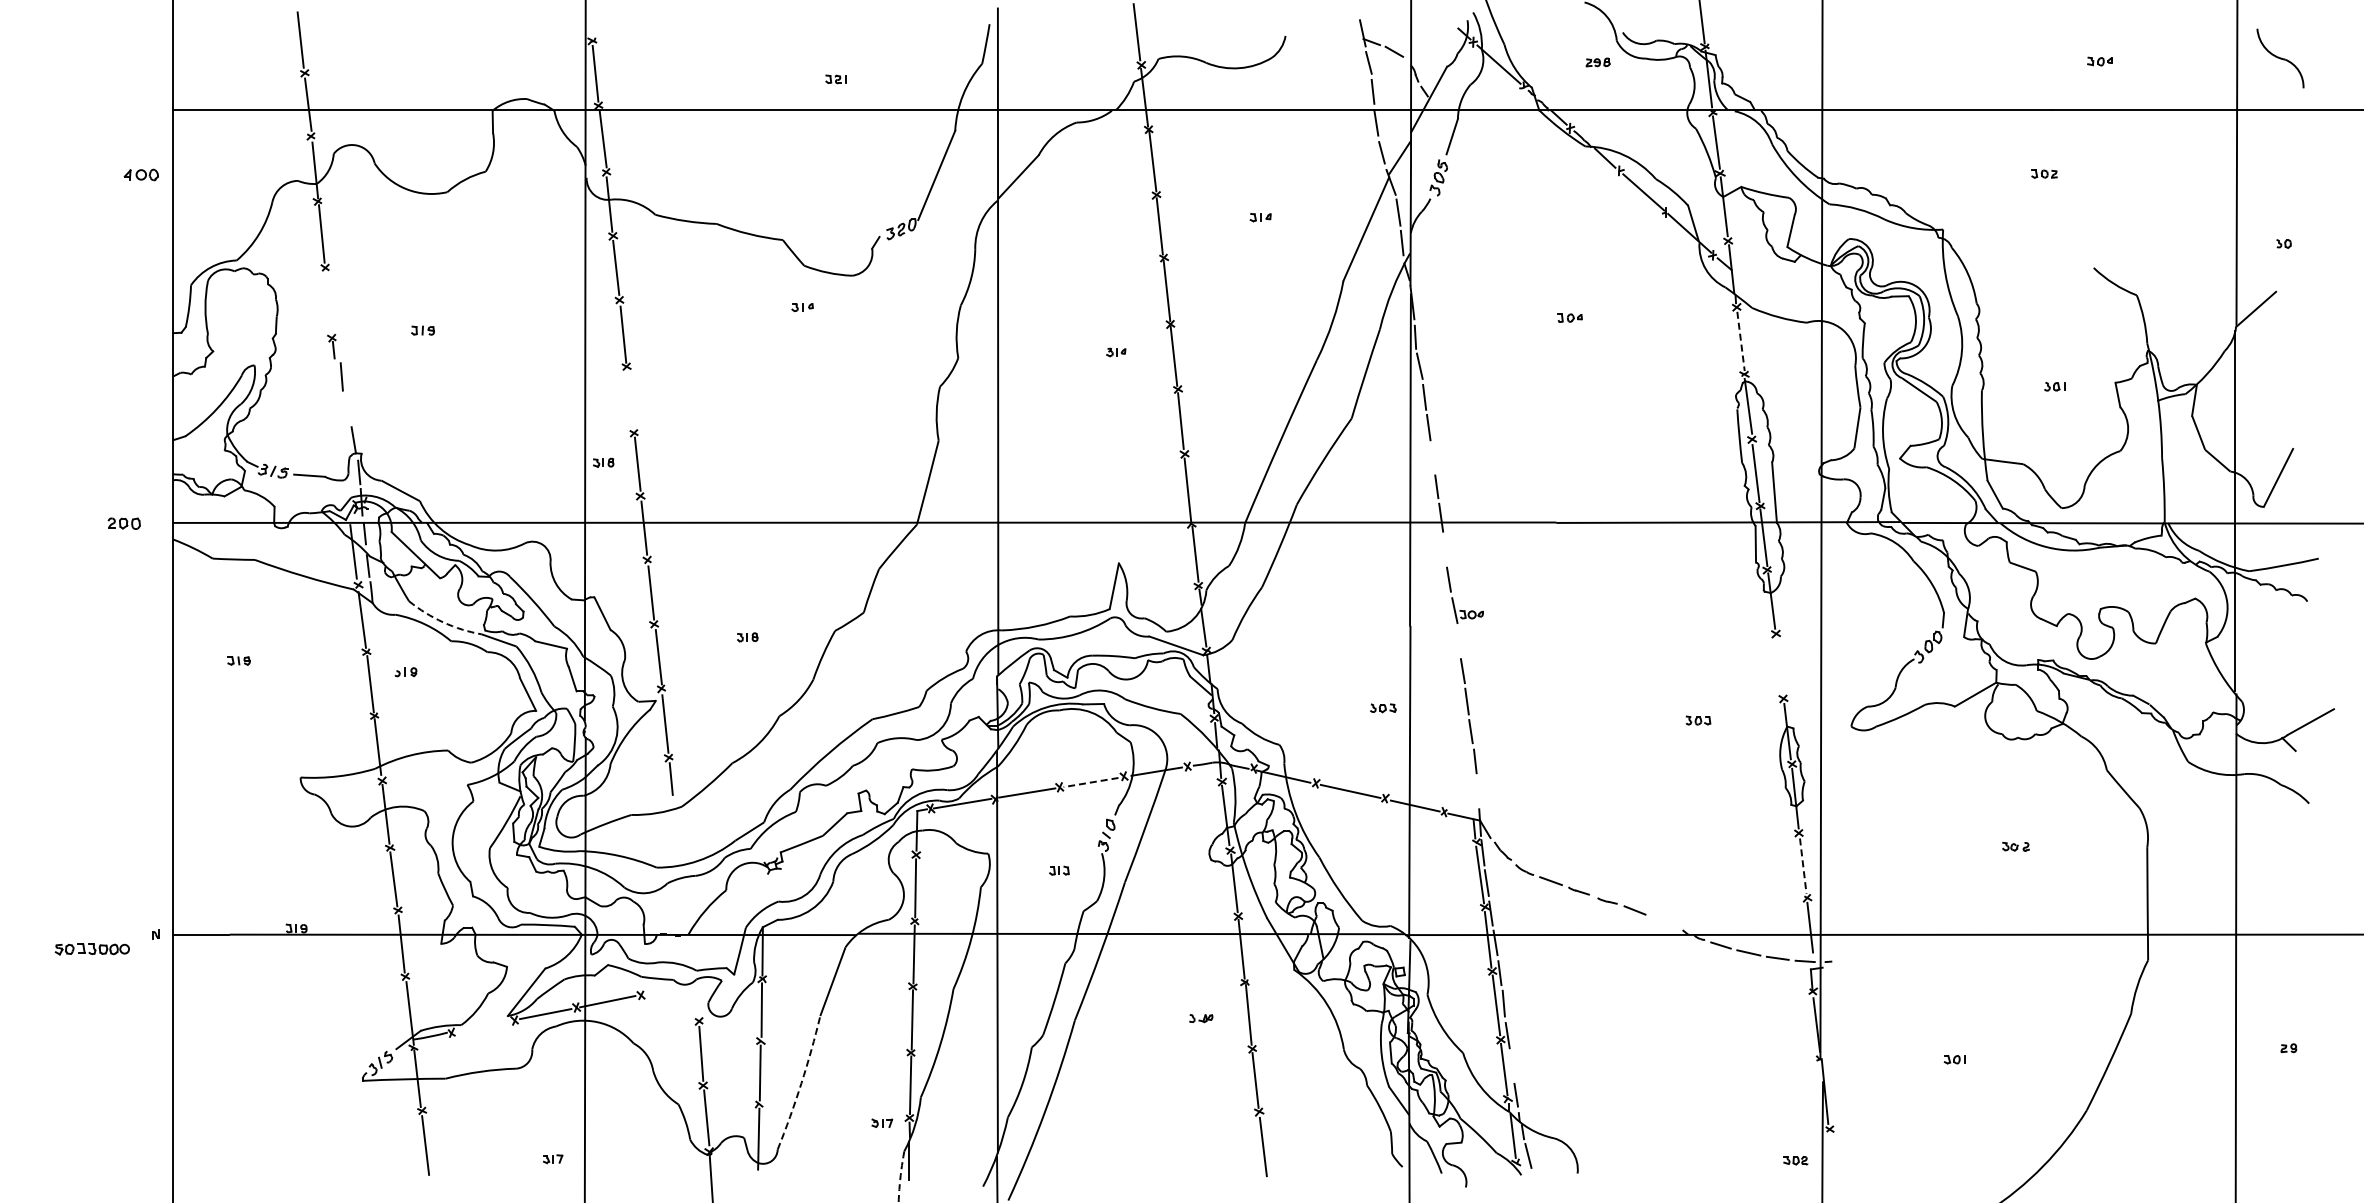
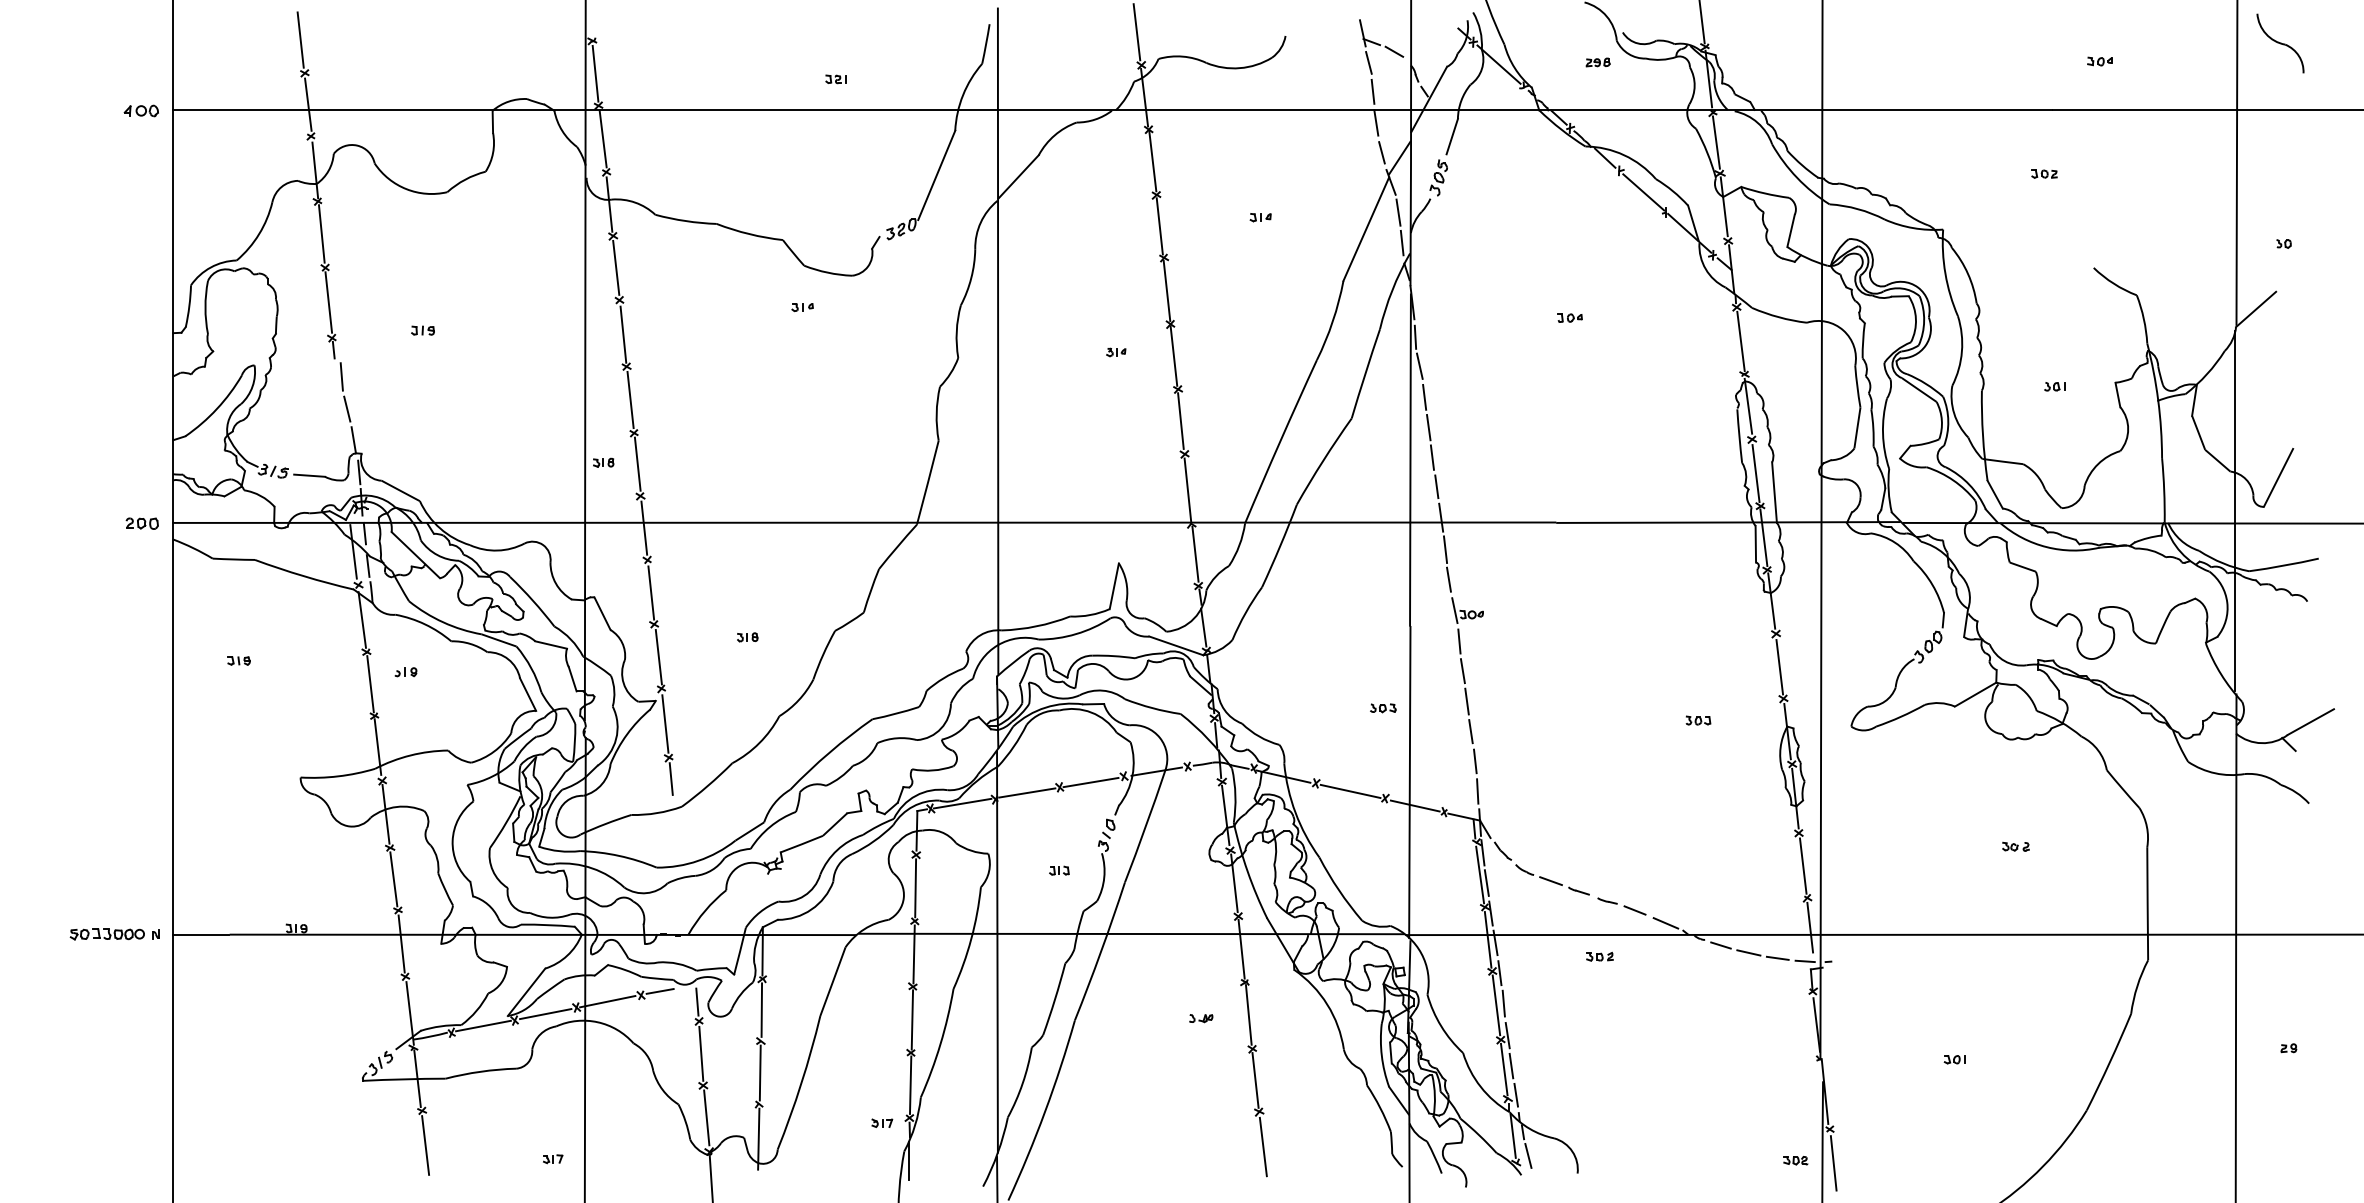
part position: (2280, 58) -> (2280, 43) (2280, 43)
part position: (140, 174) -> (140, 110) (140, 110)
line: none -> present (328, 302)
line: dashed -> solid (1741, 341)
line: none -> present (630, 399)
line: none -> present (347, 408)
line: none -> present (1431, 457)
part position: (123, 523) -> (141, 523) (141, 523)
line: none -> present (1445, 549)
arc: dashed -> solid (443, 622)
line: none -> present (1459, 641)
line: none -> present (1779, 667)
line: dashed -> solid (1091, 782)
line: none -> present (1477, 791)
line: dashed -> solid (1803, 866)
line: none -> present (1665, 923)
part position: (91, 949) -> (106, 934) (106, 934)
part: none -> present (1599, 956)
line: none -> present (659, 991)
line: none -> present (697, 1001)
line: none -> present (483, 1025)
line: none -> present (1511, 1065)
arc: dashed -> solid (801, 1083)
line: none -> present (1833, 1163)
arc: dashed -> solid (900, 1178)
